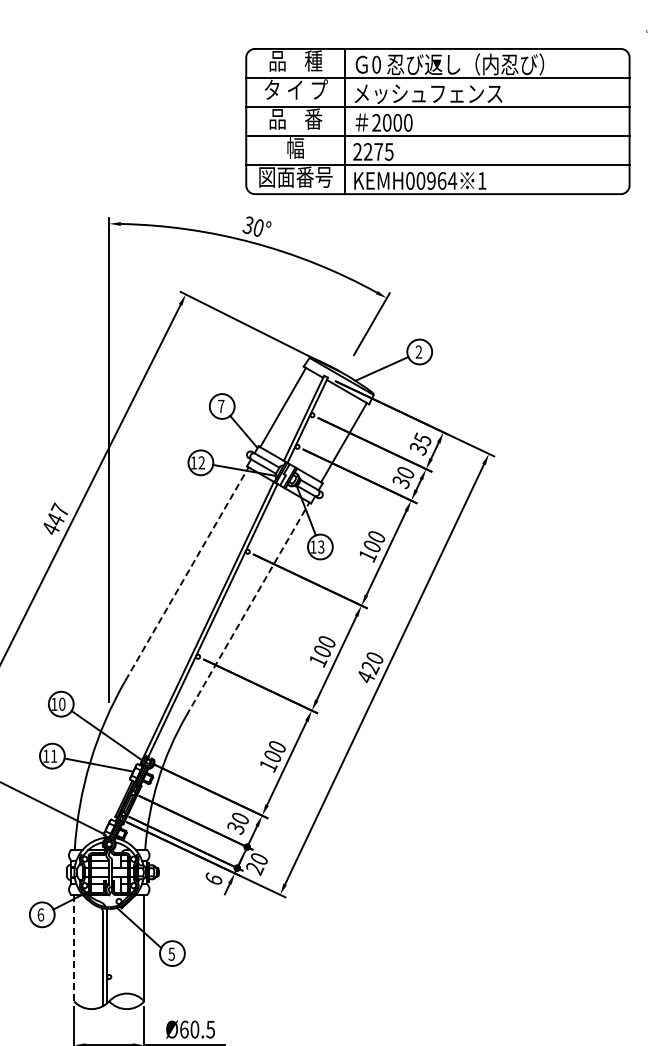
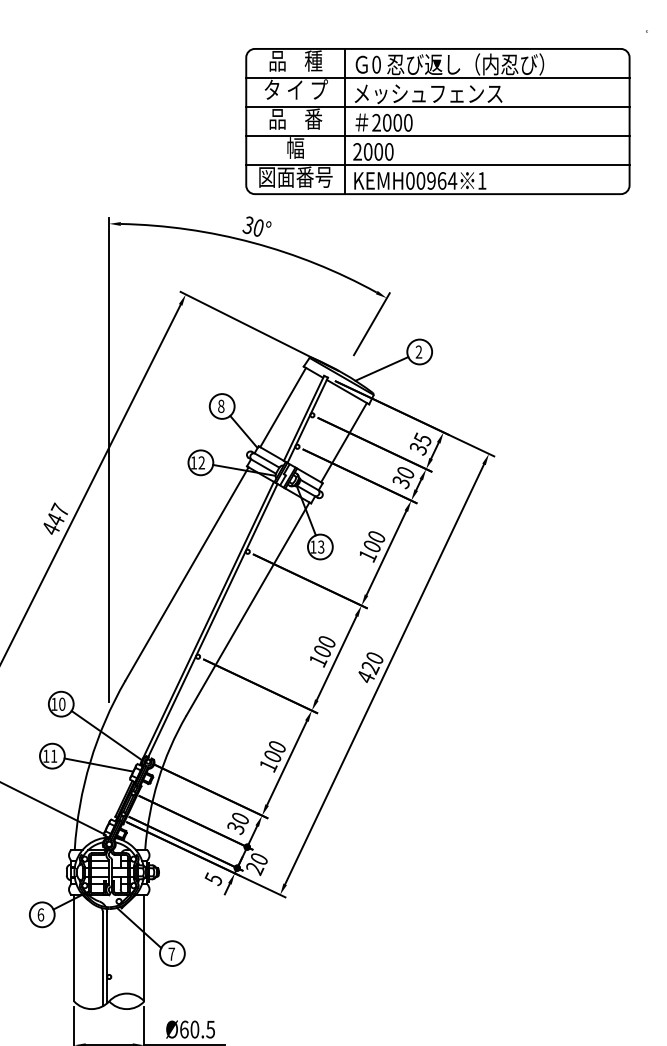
text: 2275 -> 2000 (378, 151)
text: 7 -> 8 (221, 406)
line: dashed -> solid (187, 573)
line: dashed -> solid (248, 608)
text: 6 -> 5 (213, 879)
line: dashed -> solid (74, 948)
text: 5 -> 7 (171, 953)
